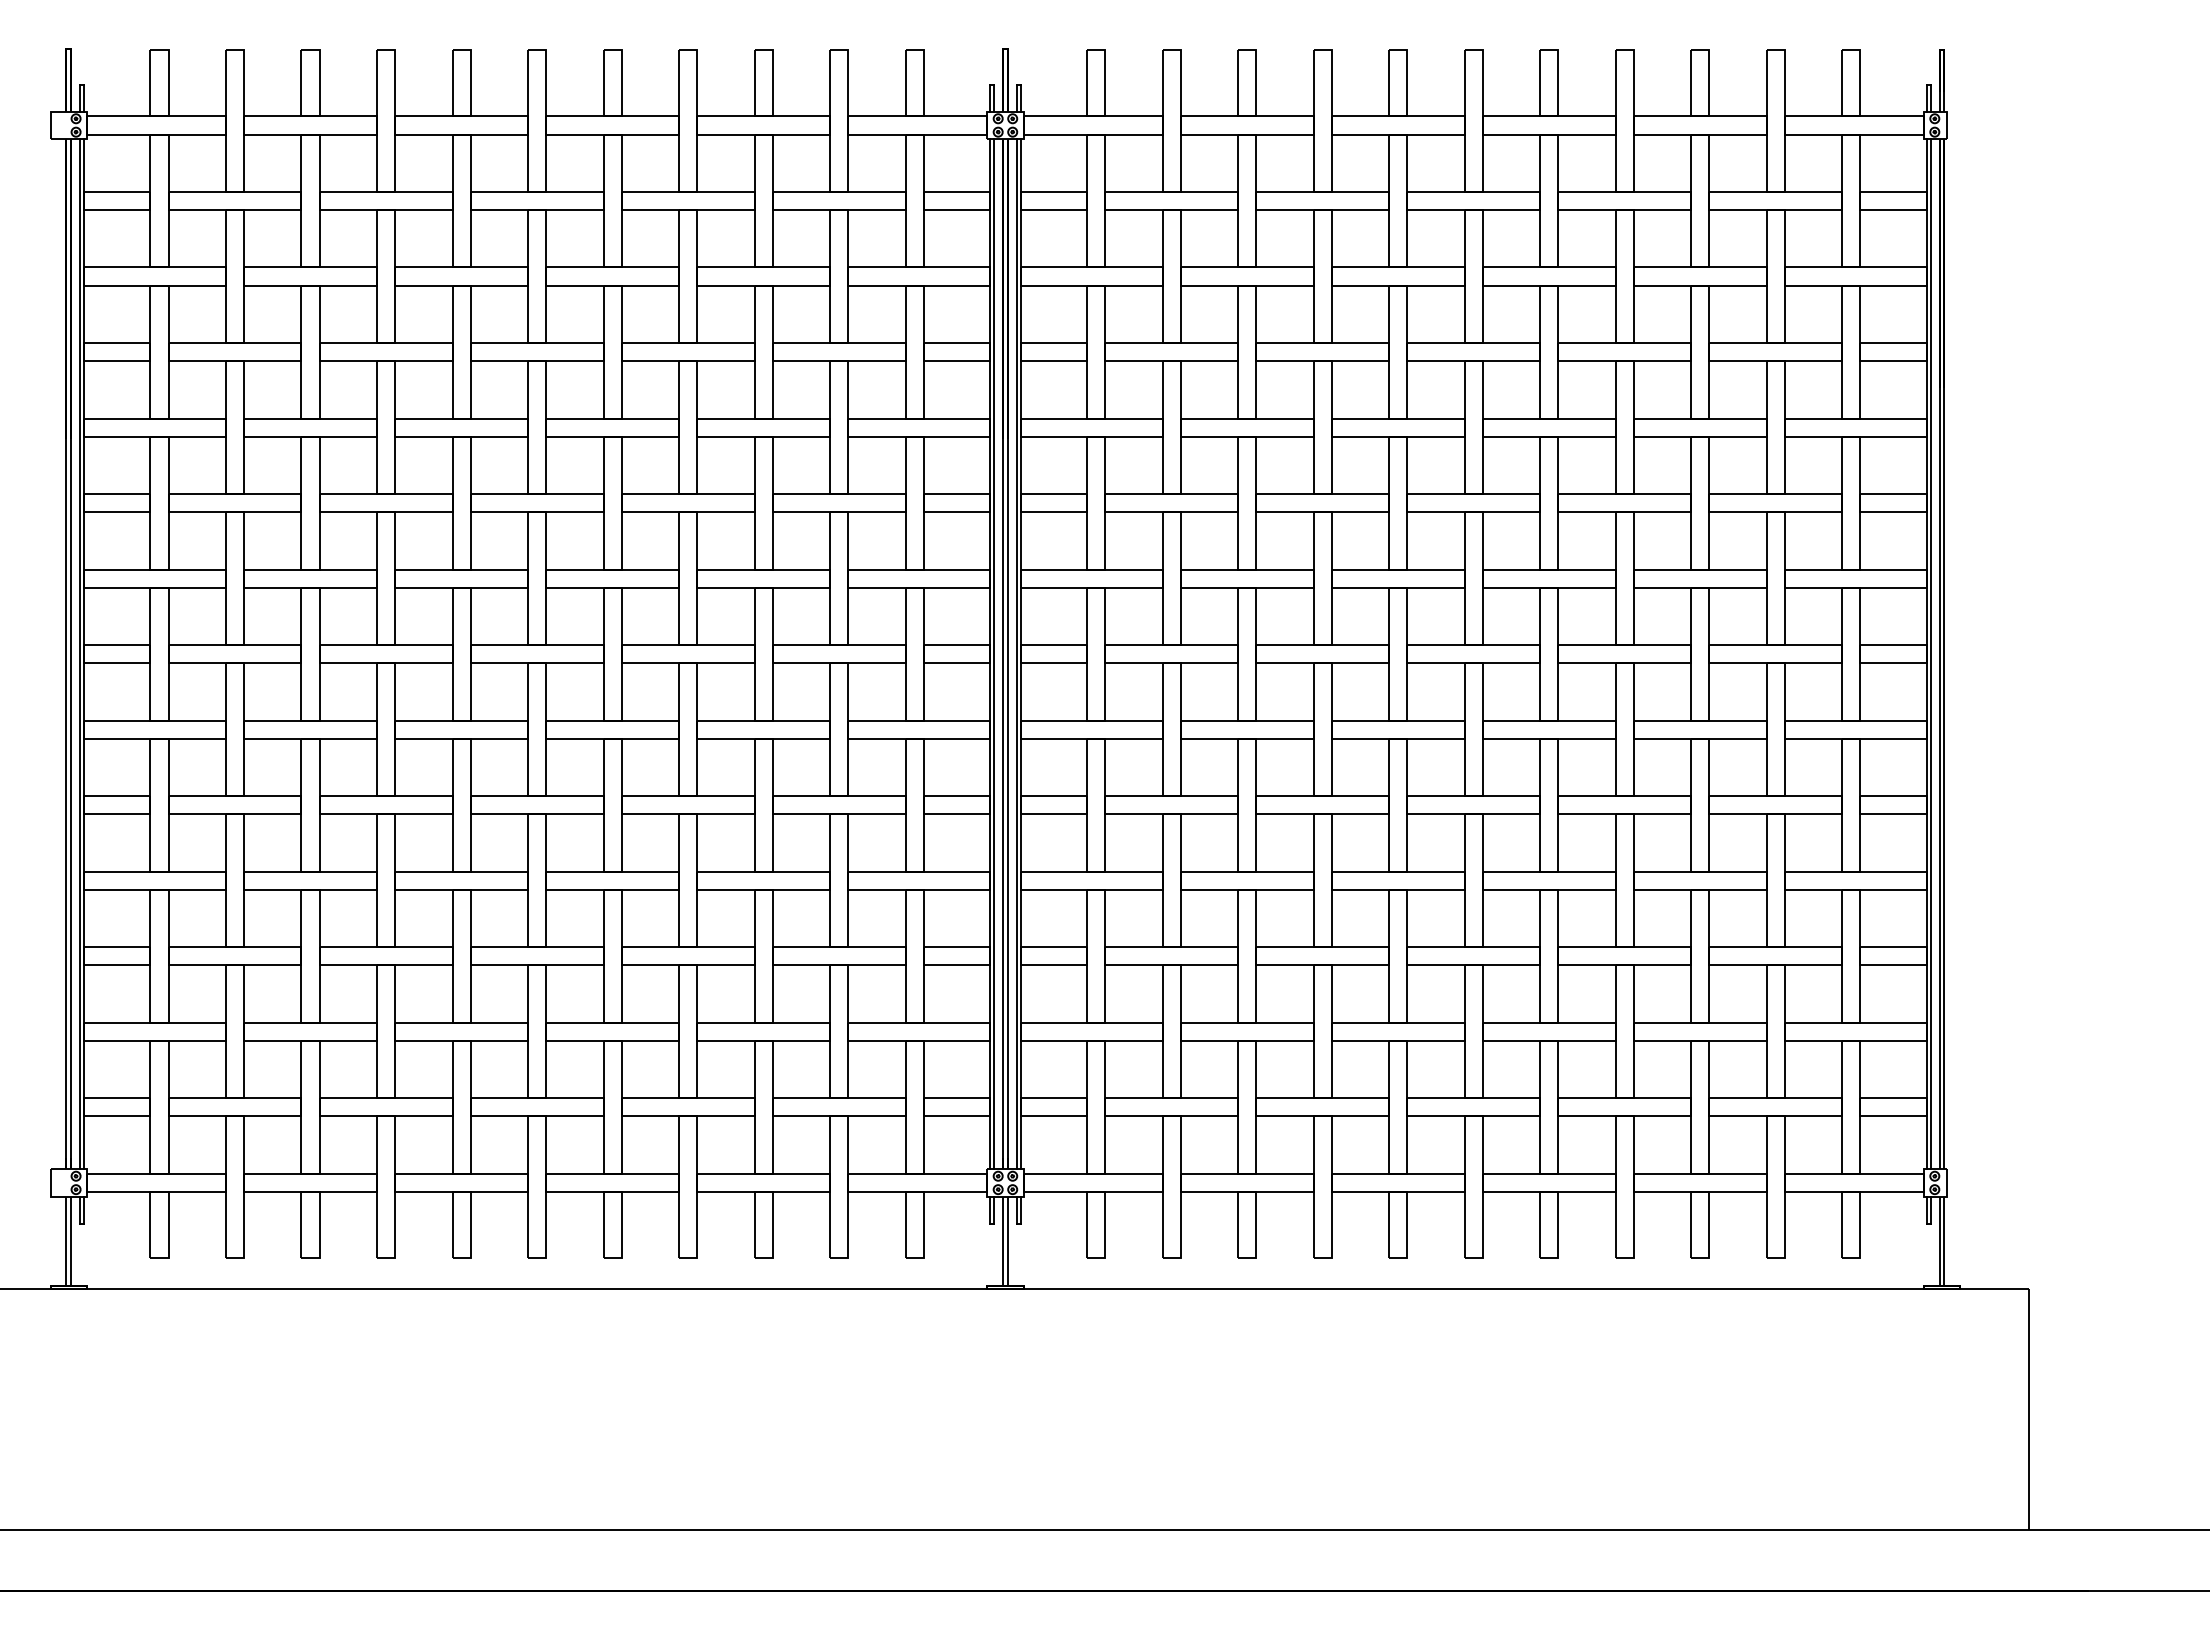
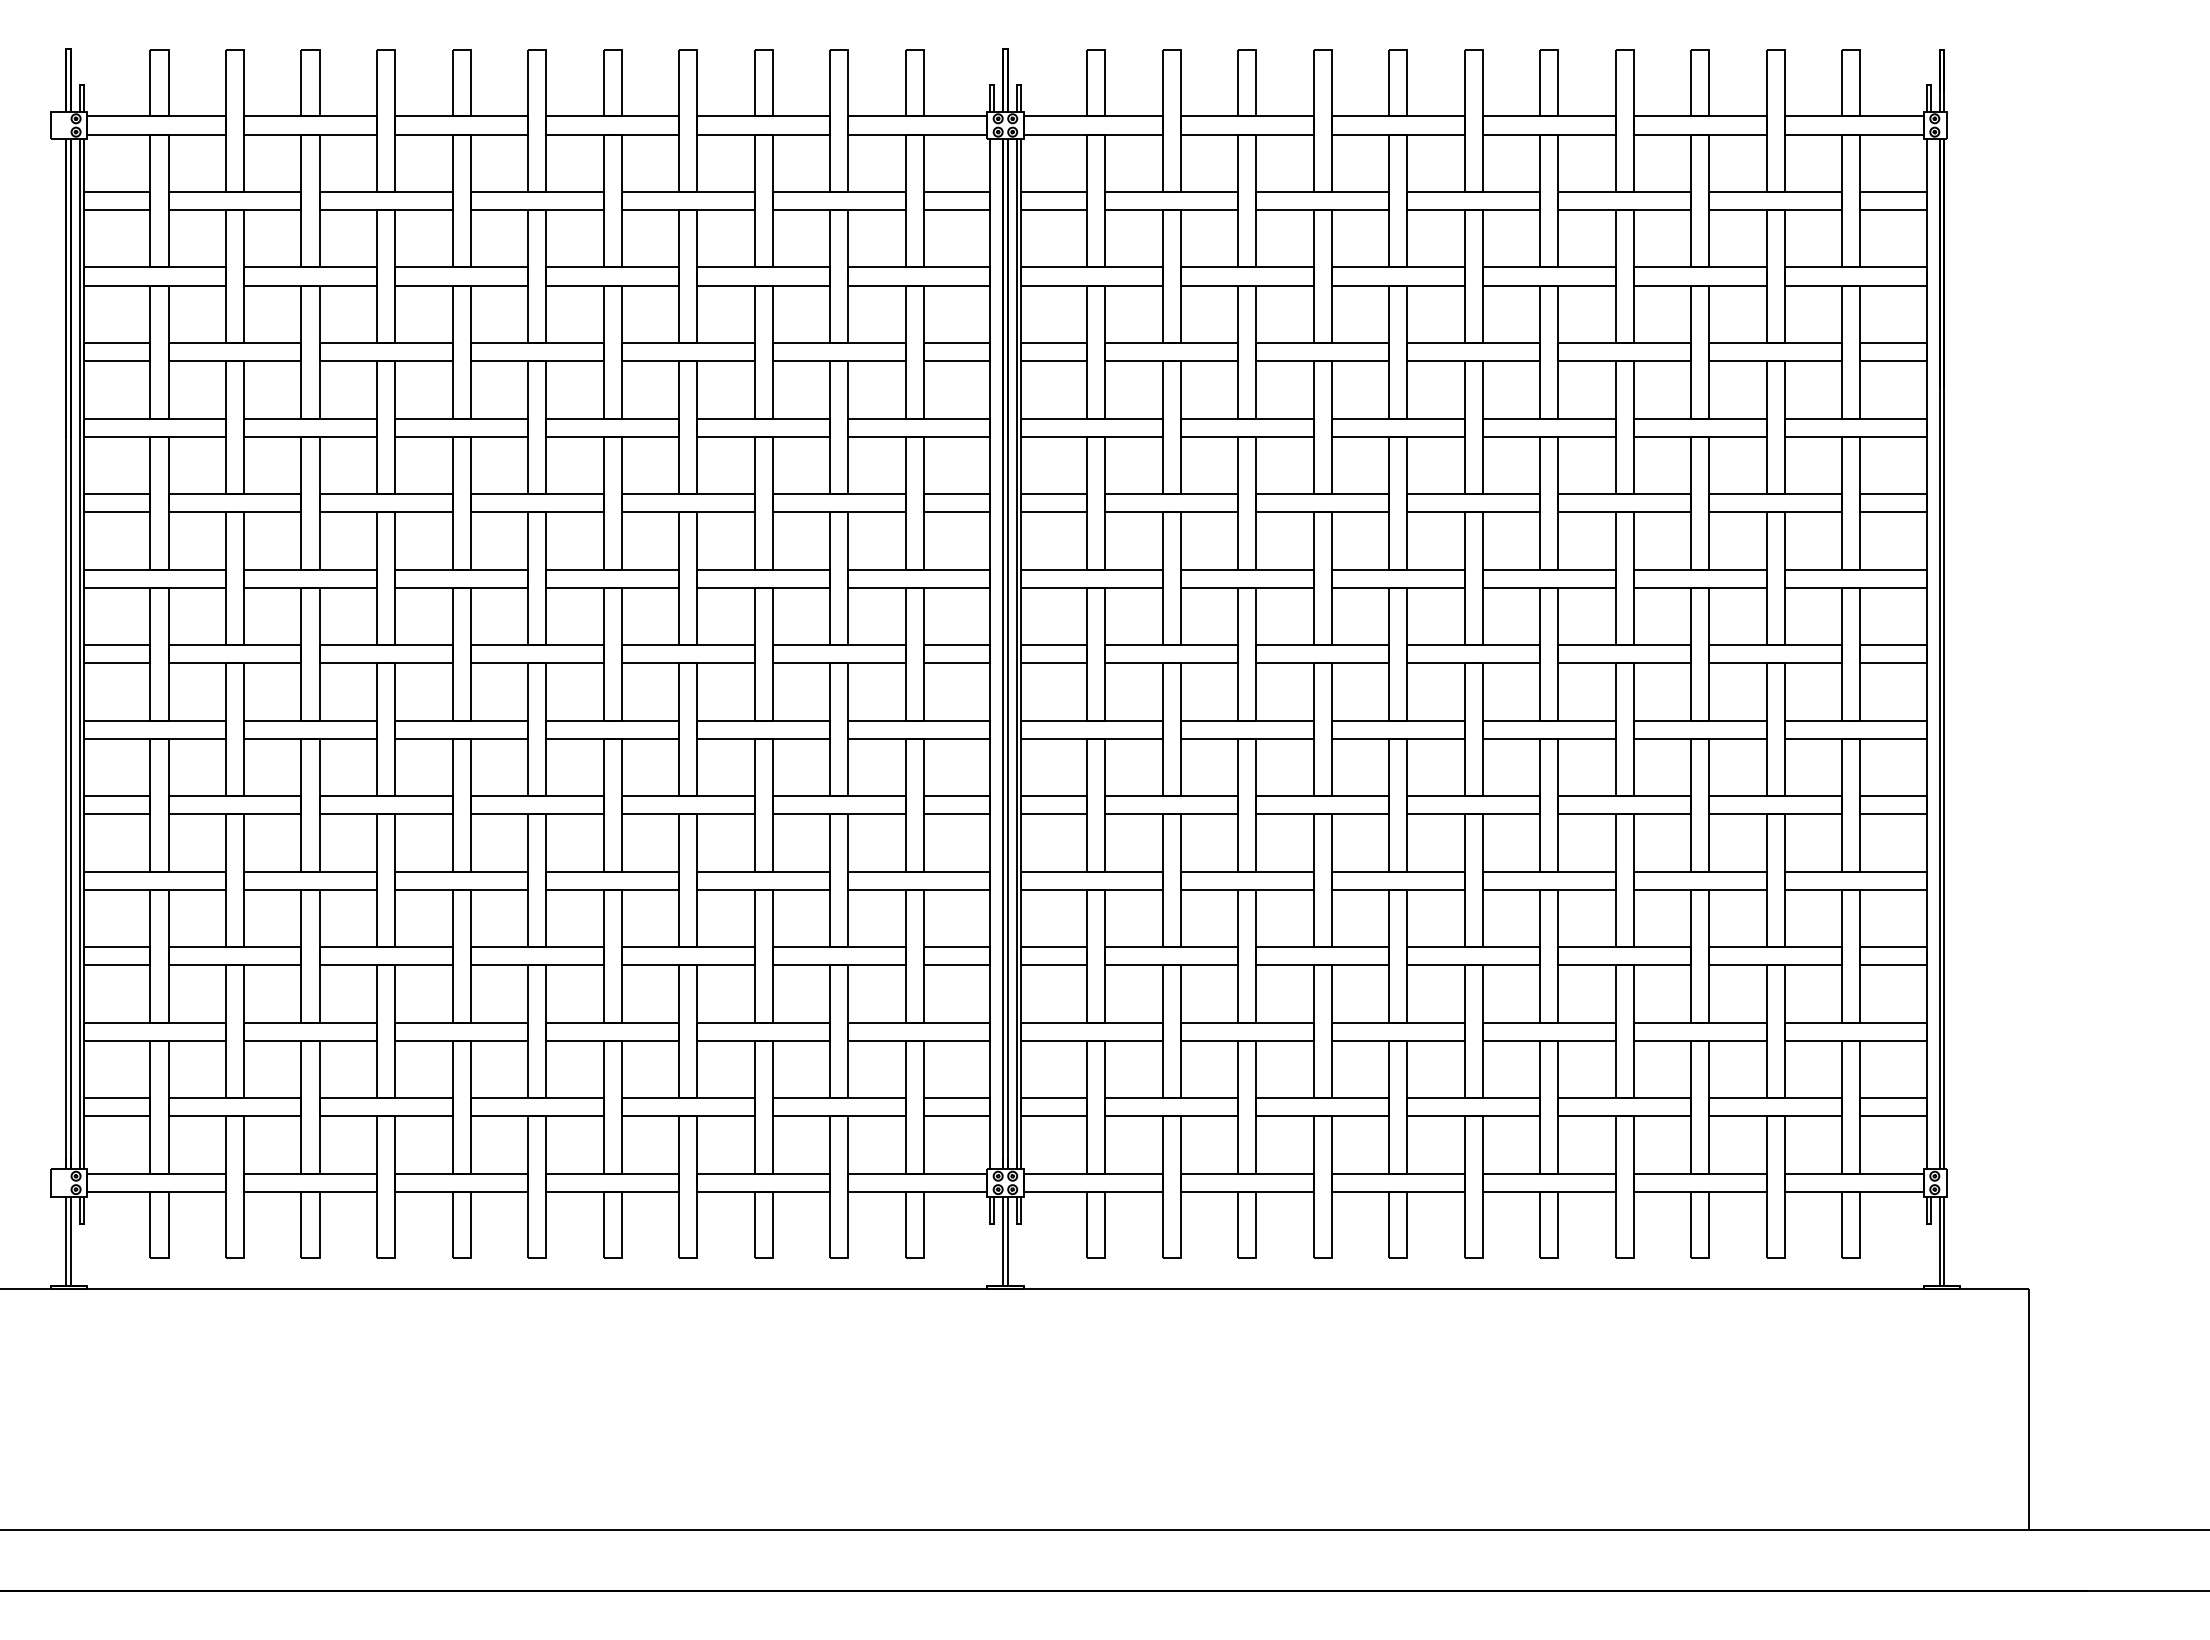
line: present -> none (993, 654)
line: present -> none (1930, 654)
